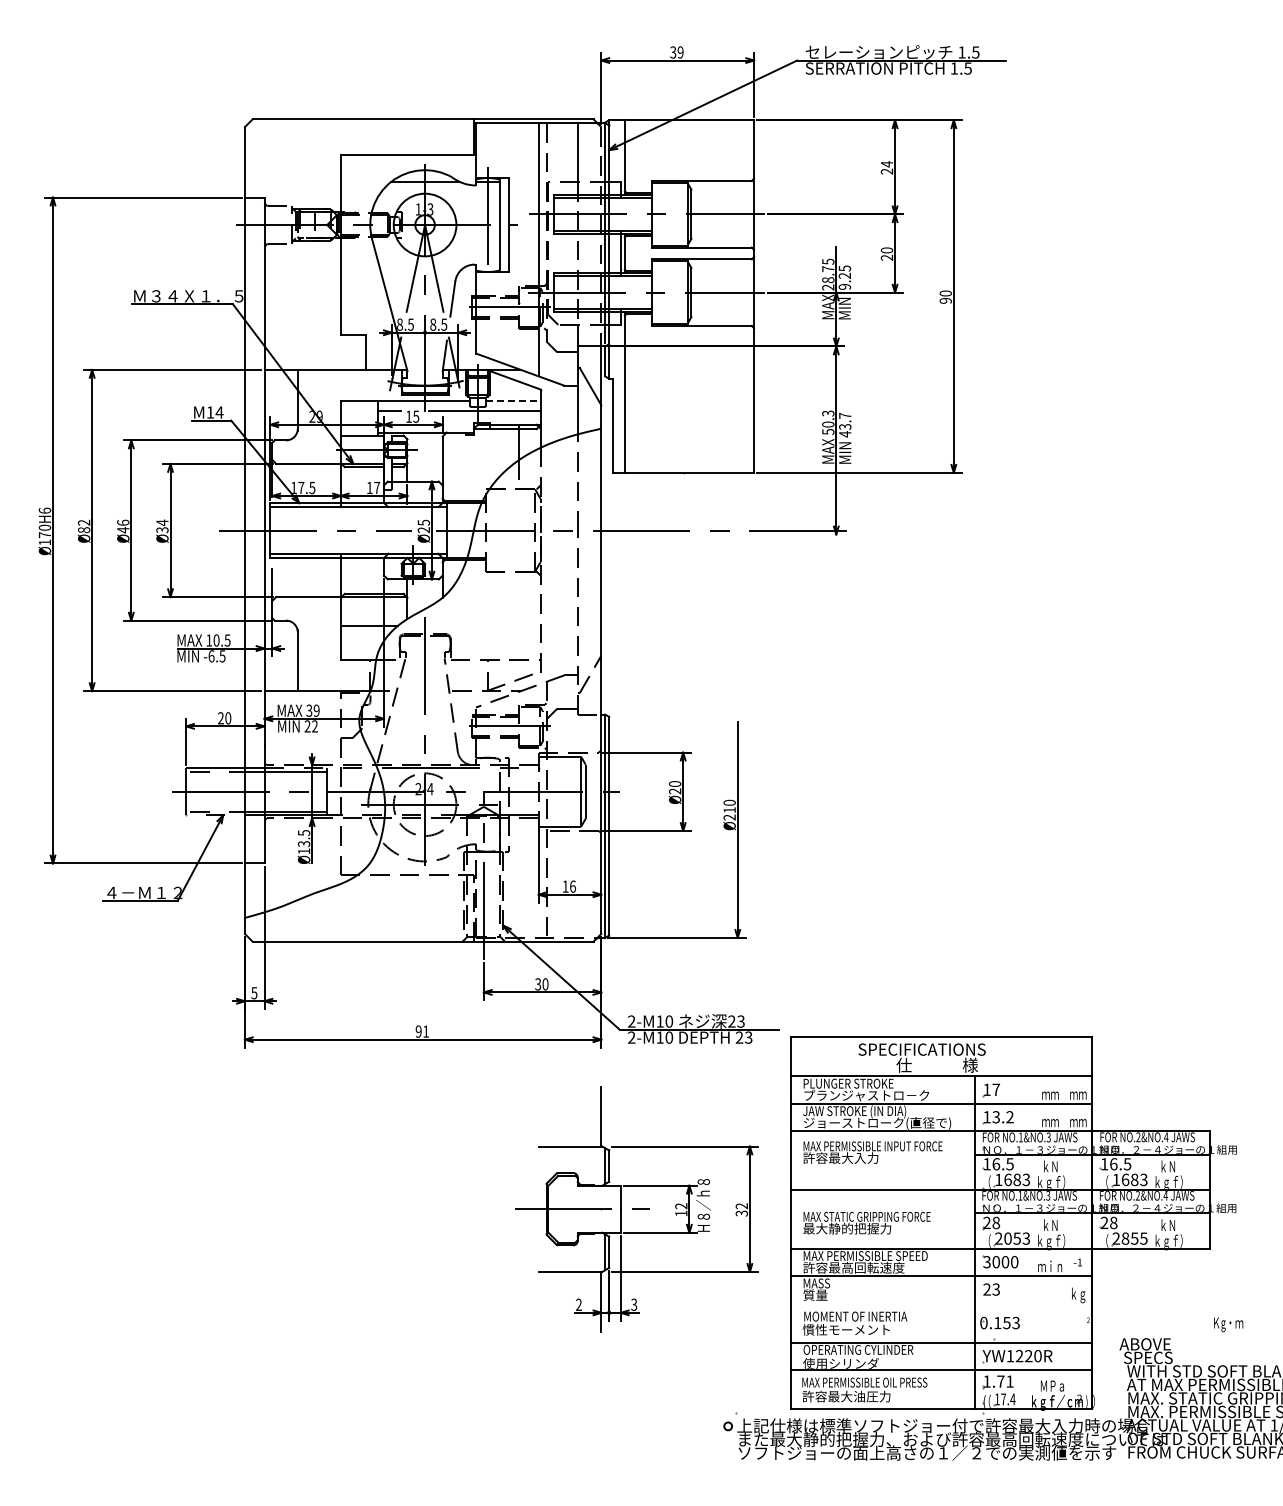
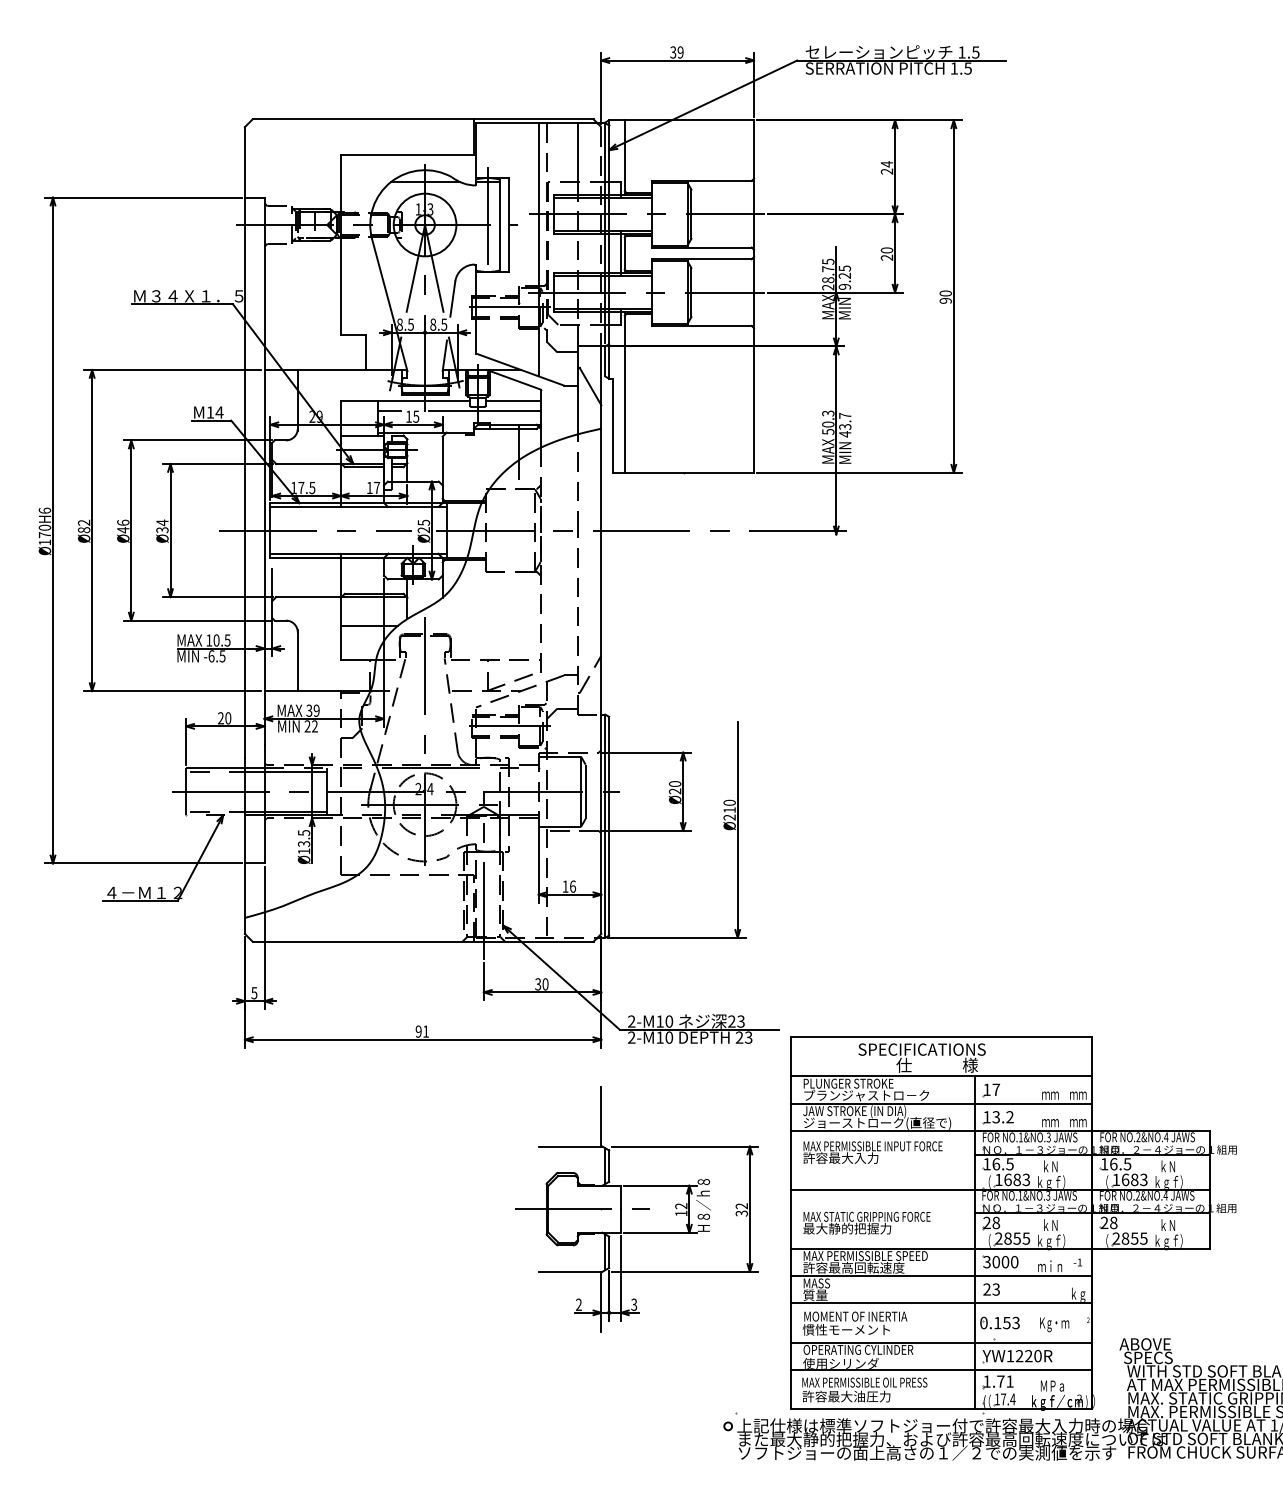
line: dashed -> solid (513, 401)
text: 2053 -> 2855 (1017, 1238)
line: none -> present (941, 1303)
text position: (1228, 1324) -> (1054, 1324) (1054, 1324)
